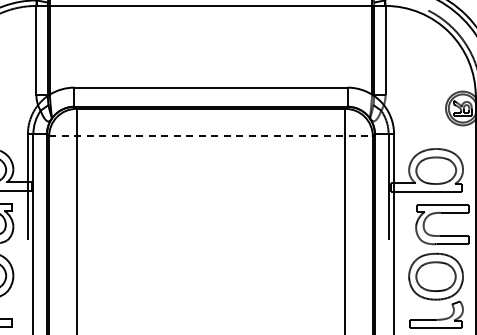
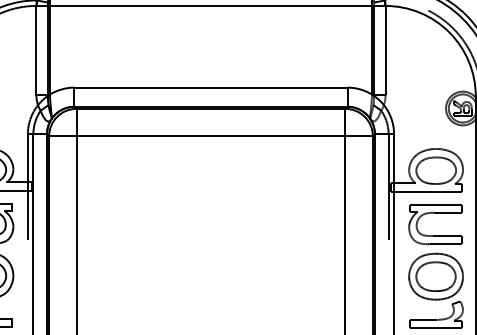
line: dashed -> solid (210, 136)
part position: (442, 213) -> (435, 213) (435, 213)
